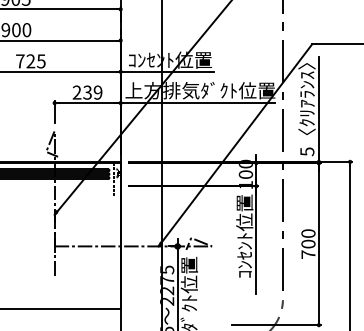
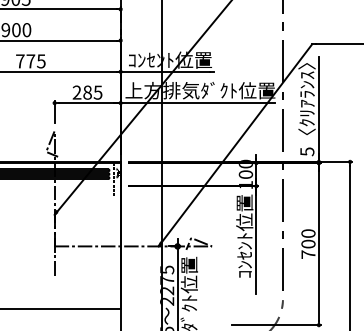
text: 725 -> 775 (30, 61)
text: 239 -> 285 (92, 92)
